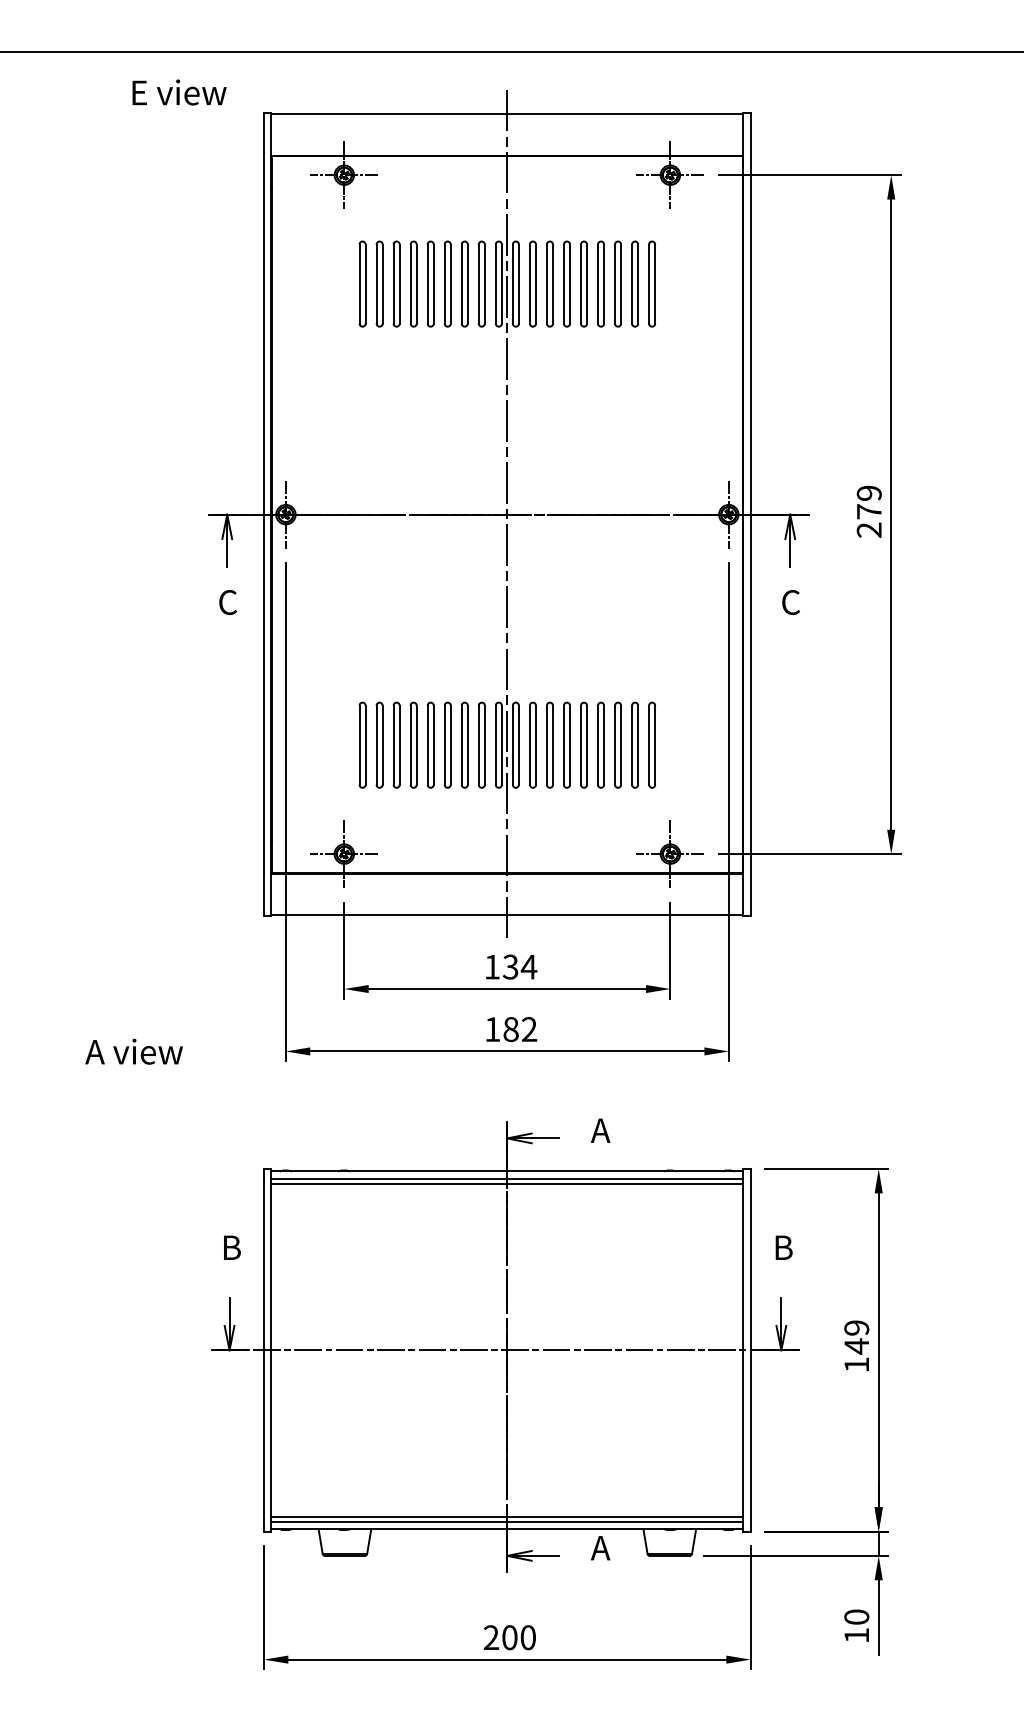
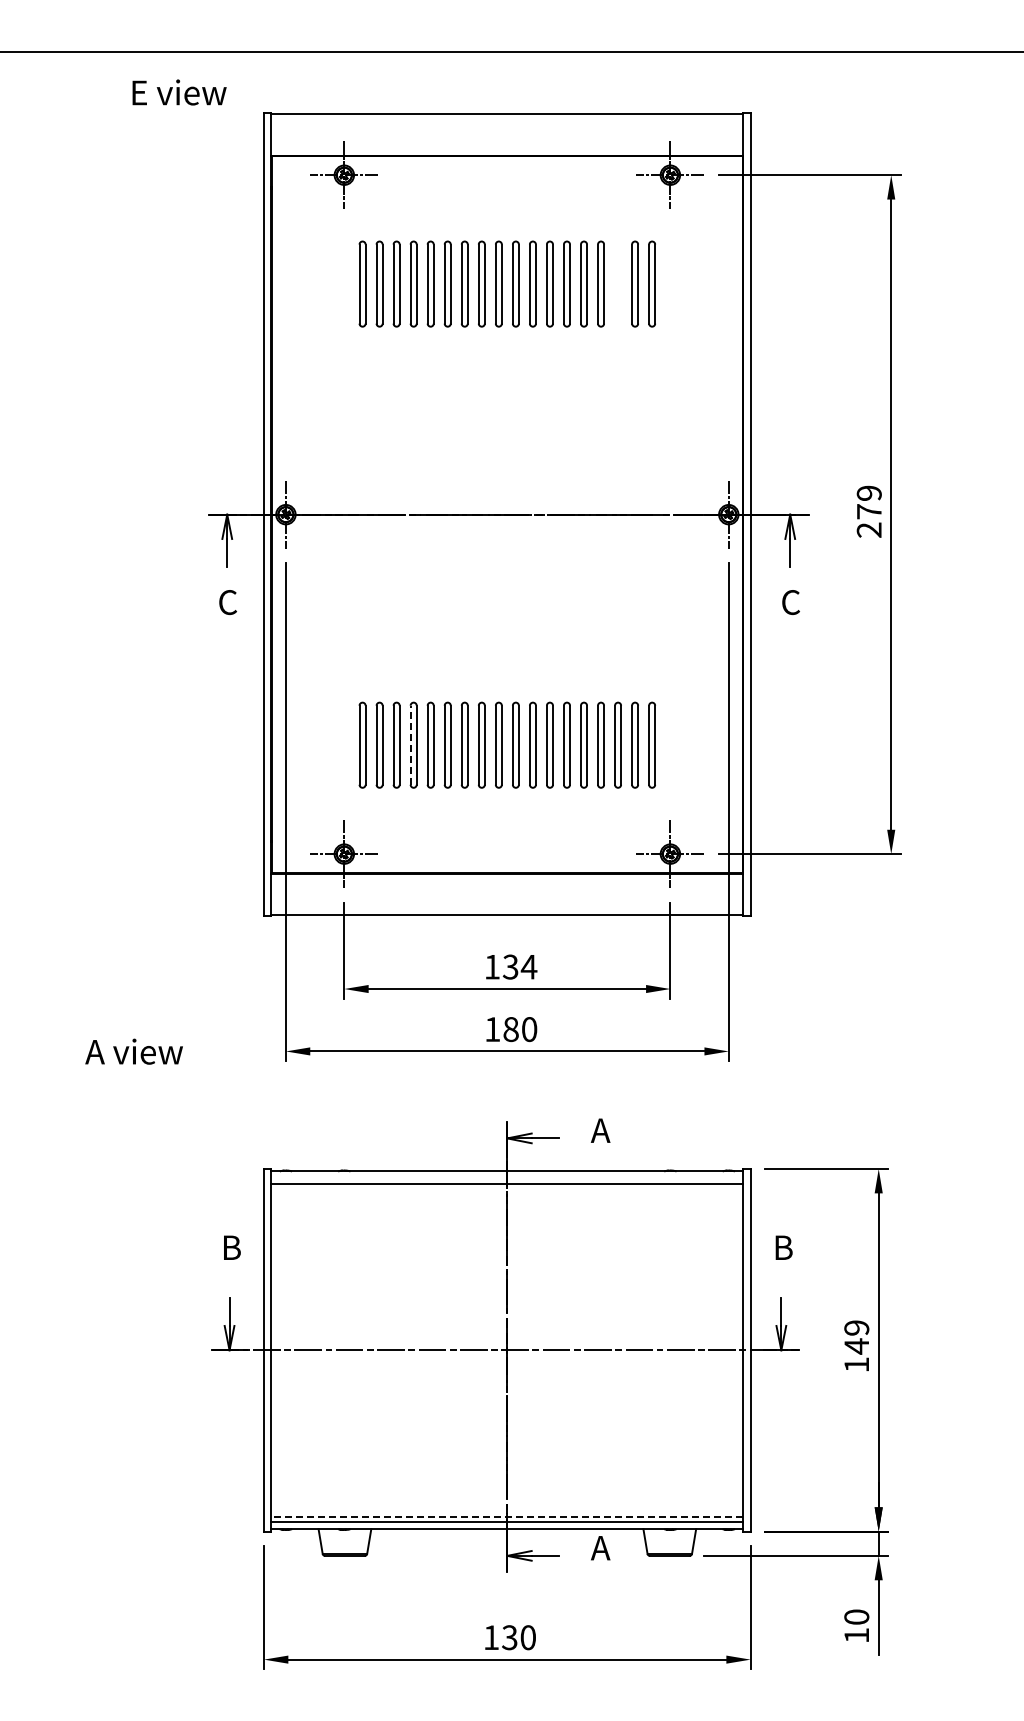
part: present -> none (617, 283)
line: present -> none (507, 514)
line: solid -> dashed (410, 745)
text: 182 -> 180 (529, 1029)
line: present -> none (507, 1178)
line: solid -> dashed (506, 1517)
text: 200 -> 130 (500, 1637)
